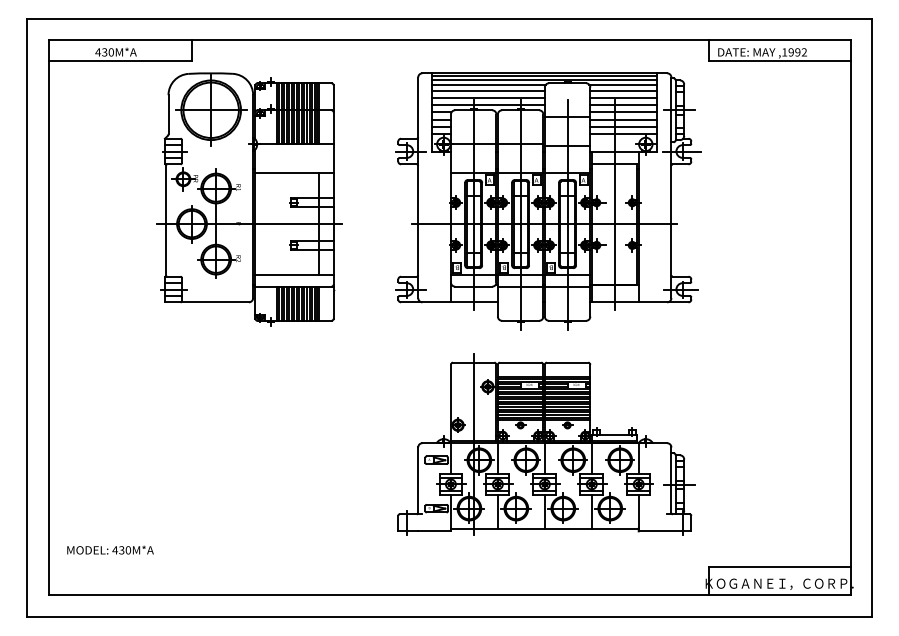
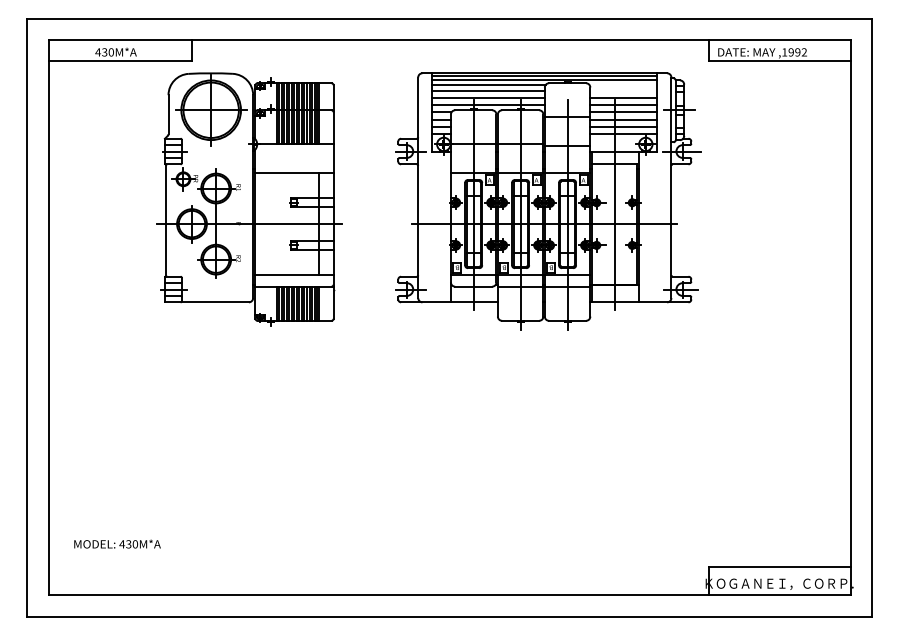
line: present -> none (623, 84)
line: present -> none (623, 91)
part: present -> none (546, 444)
text position: (110, 549) -> (117, 543) (117, 543)
